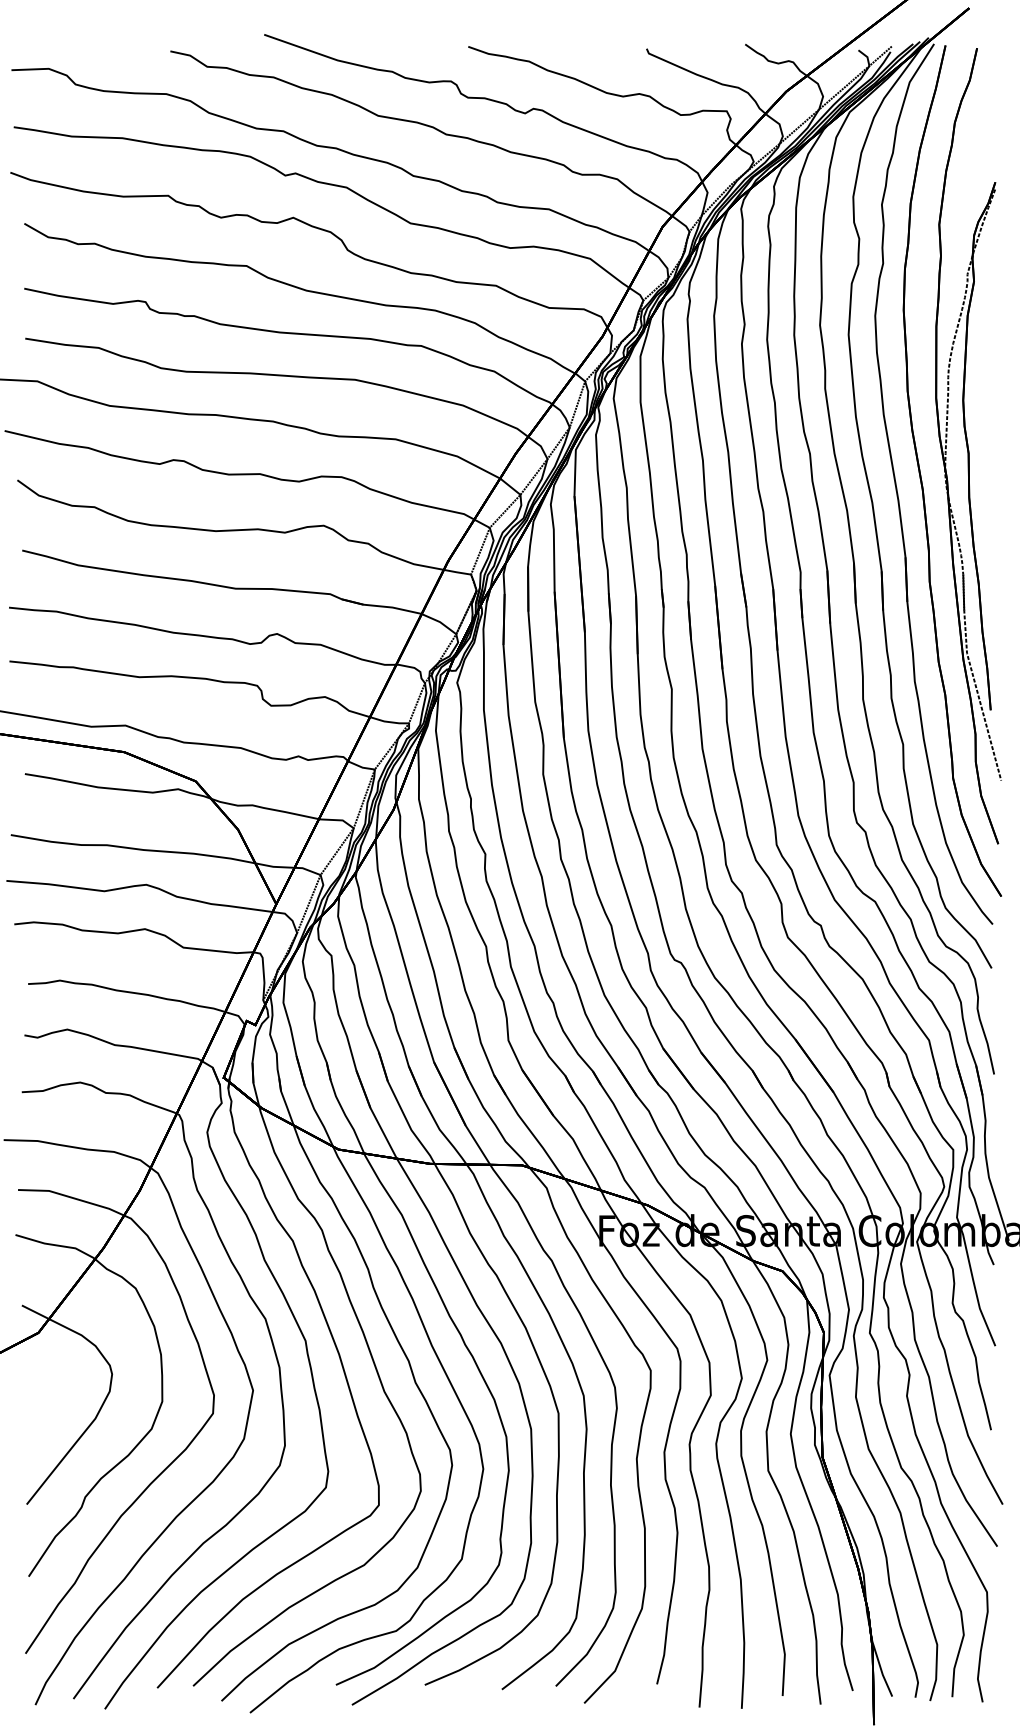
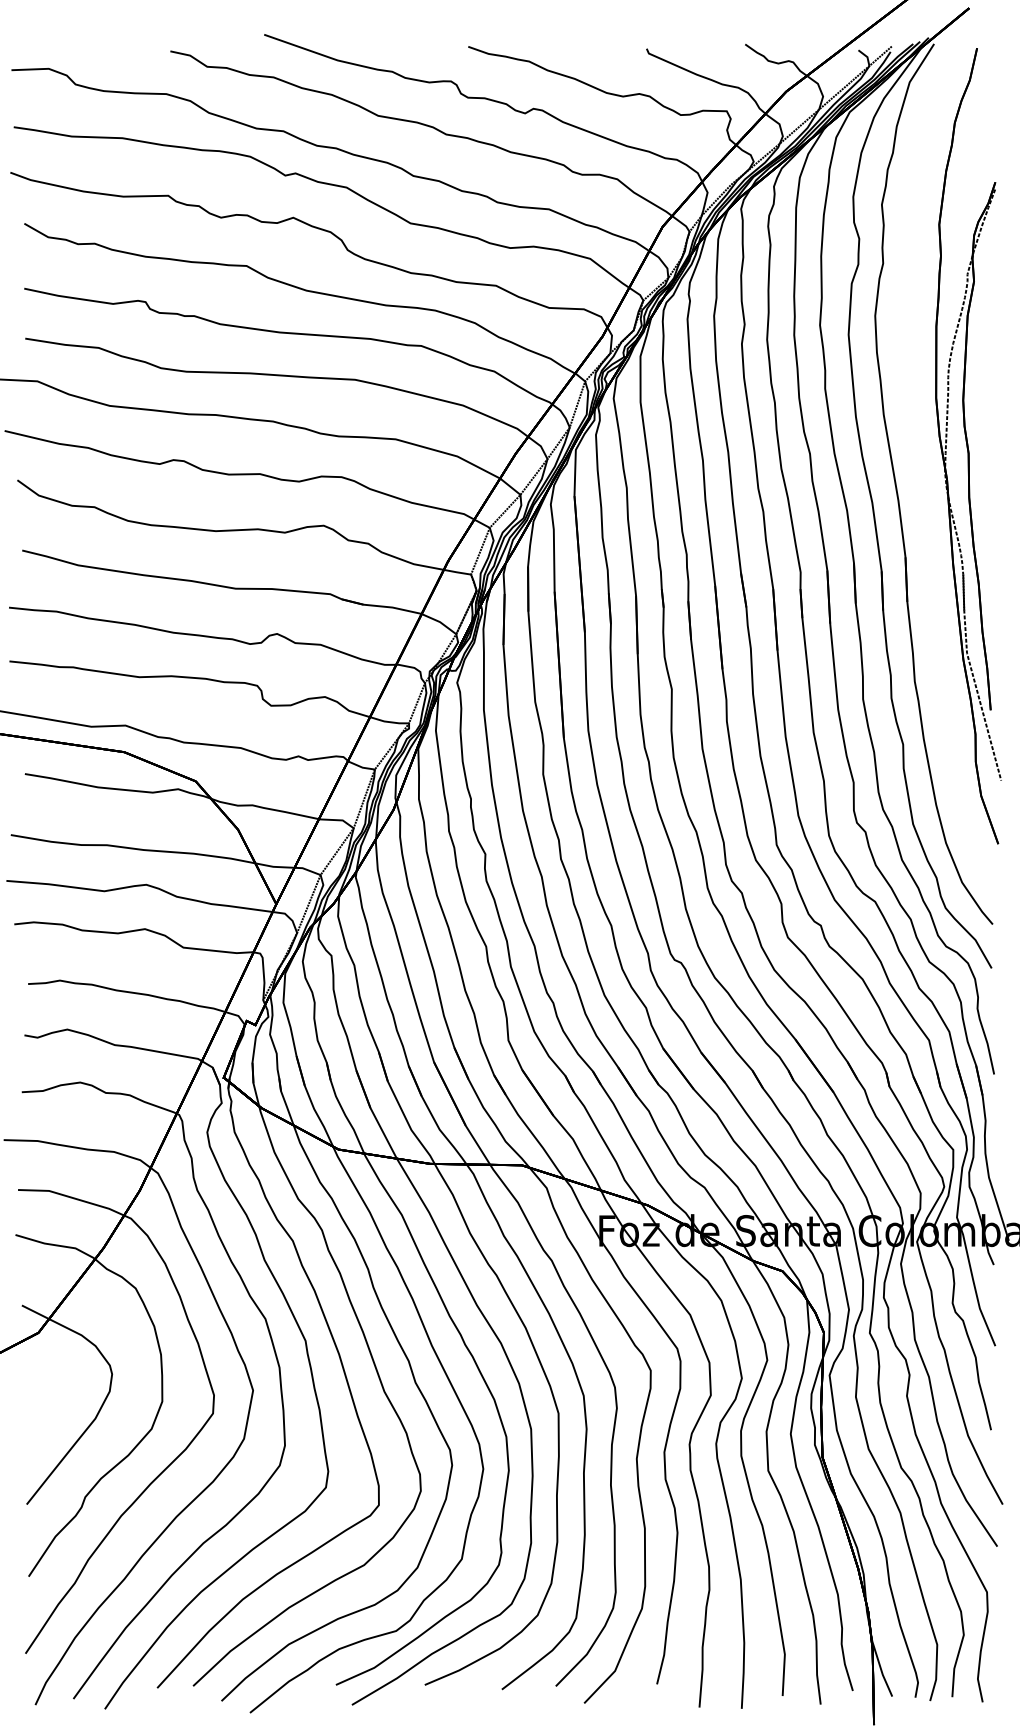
part: present -> none (921, 474)
